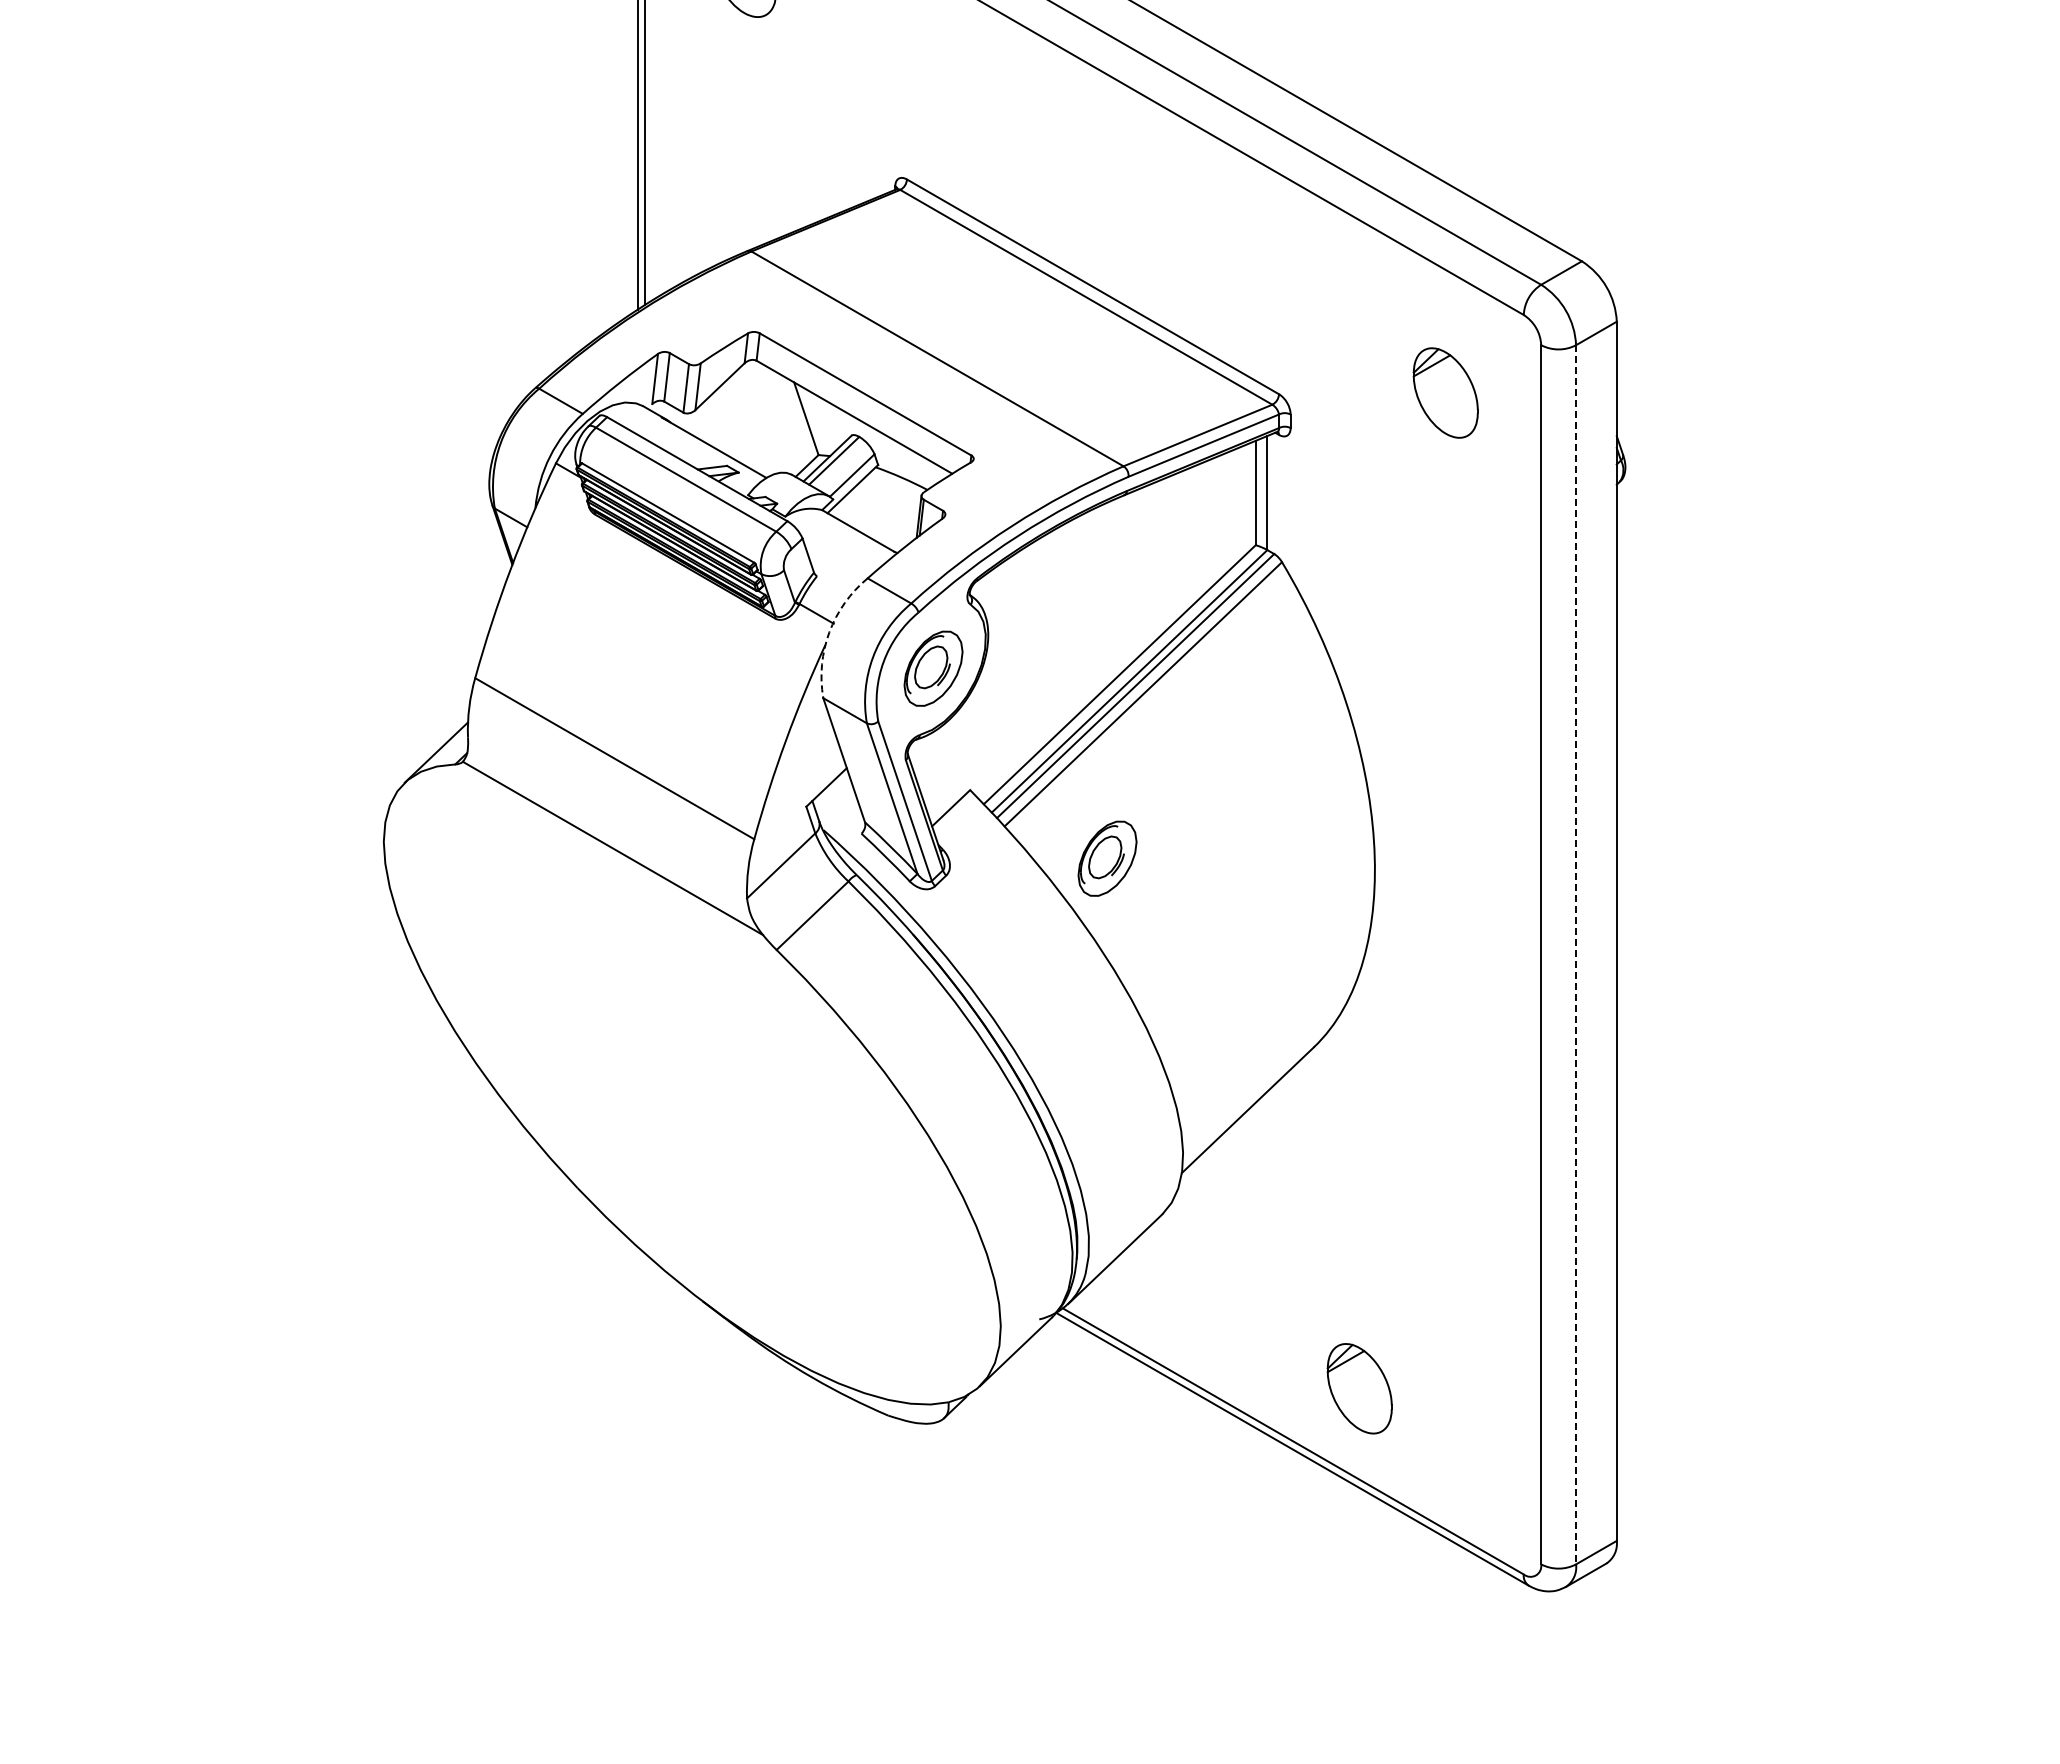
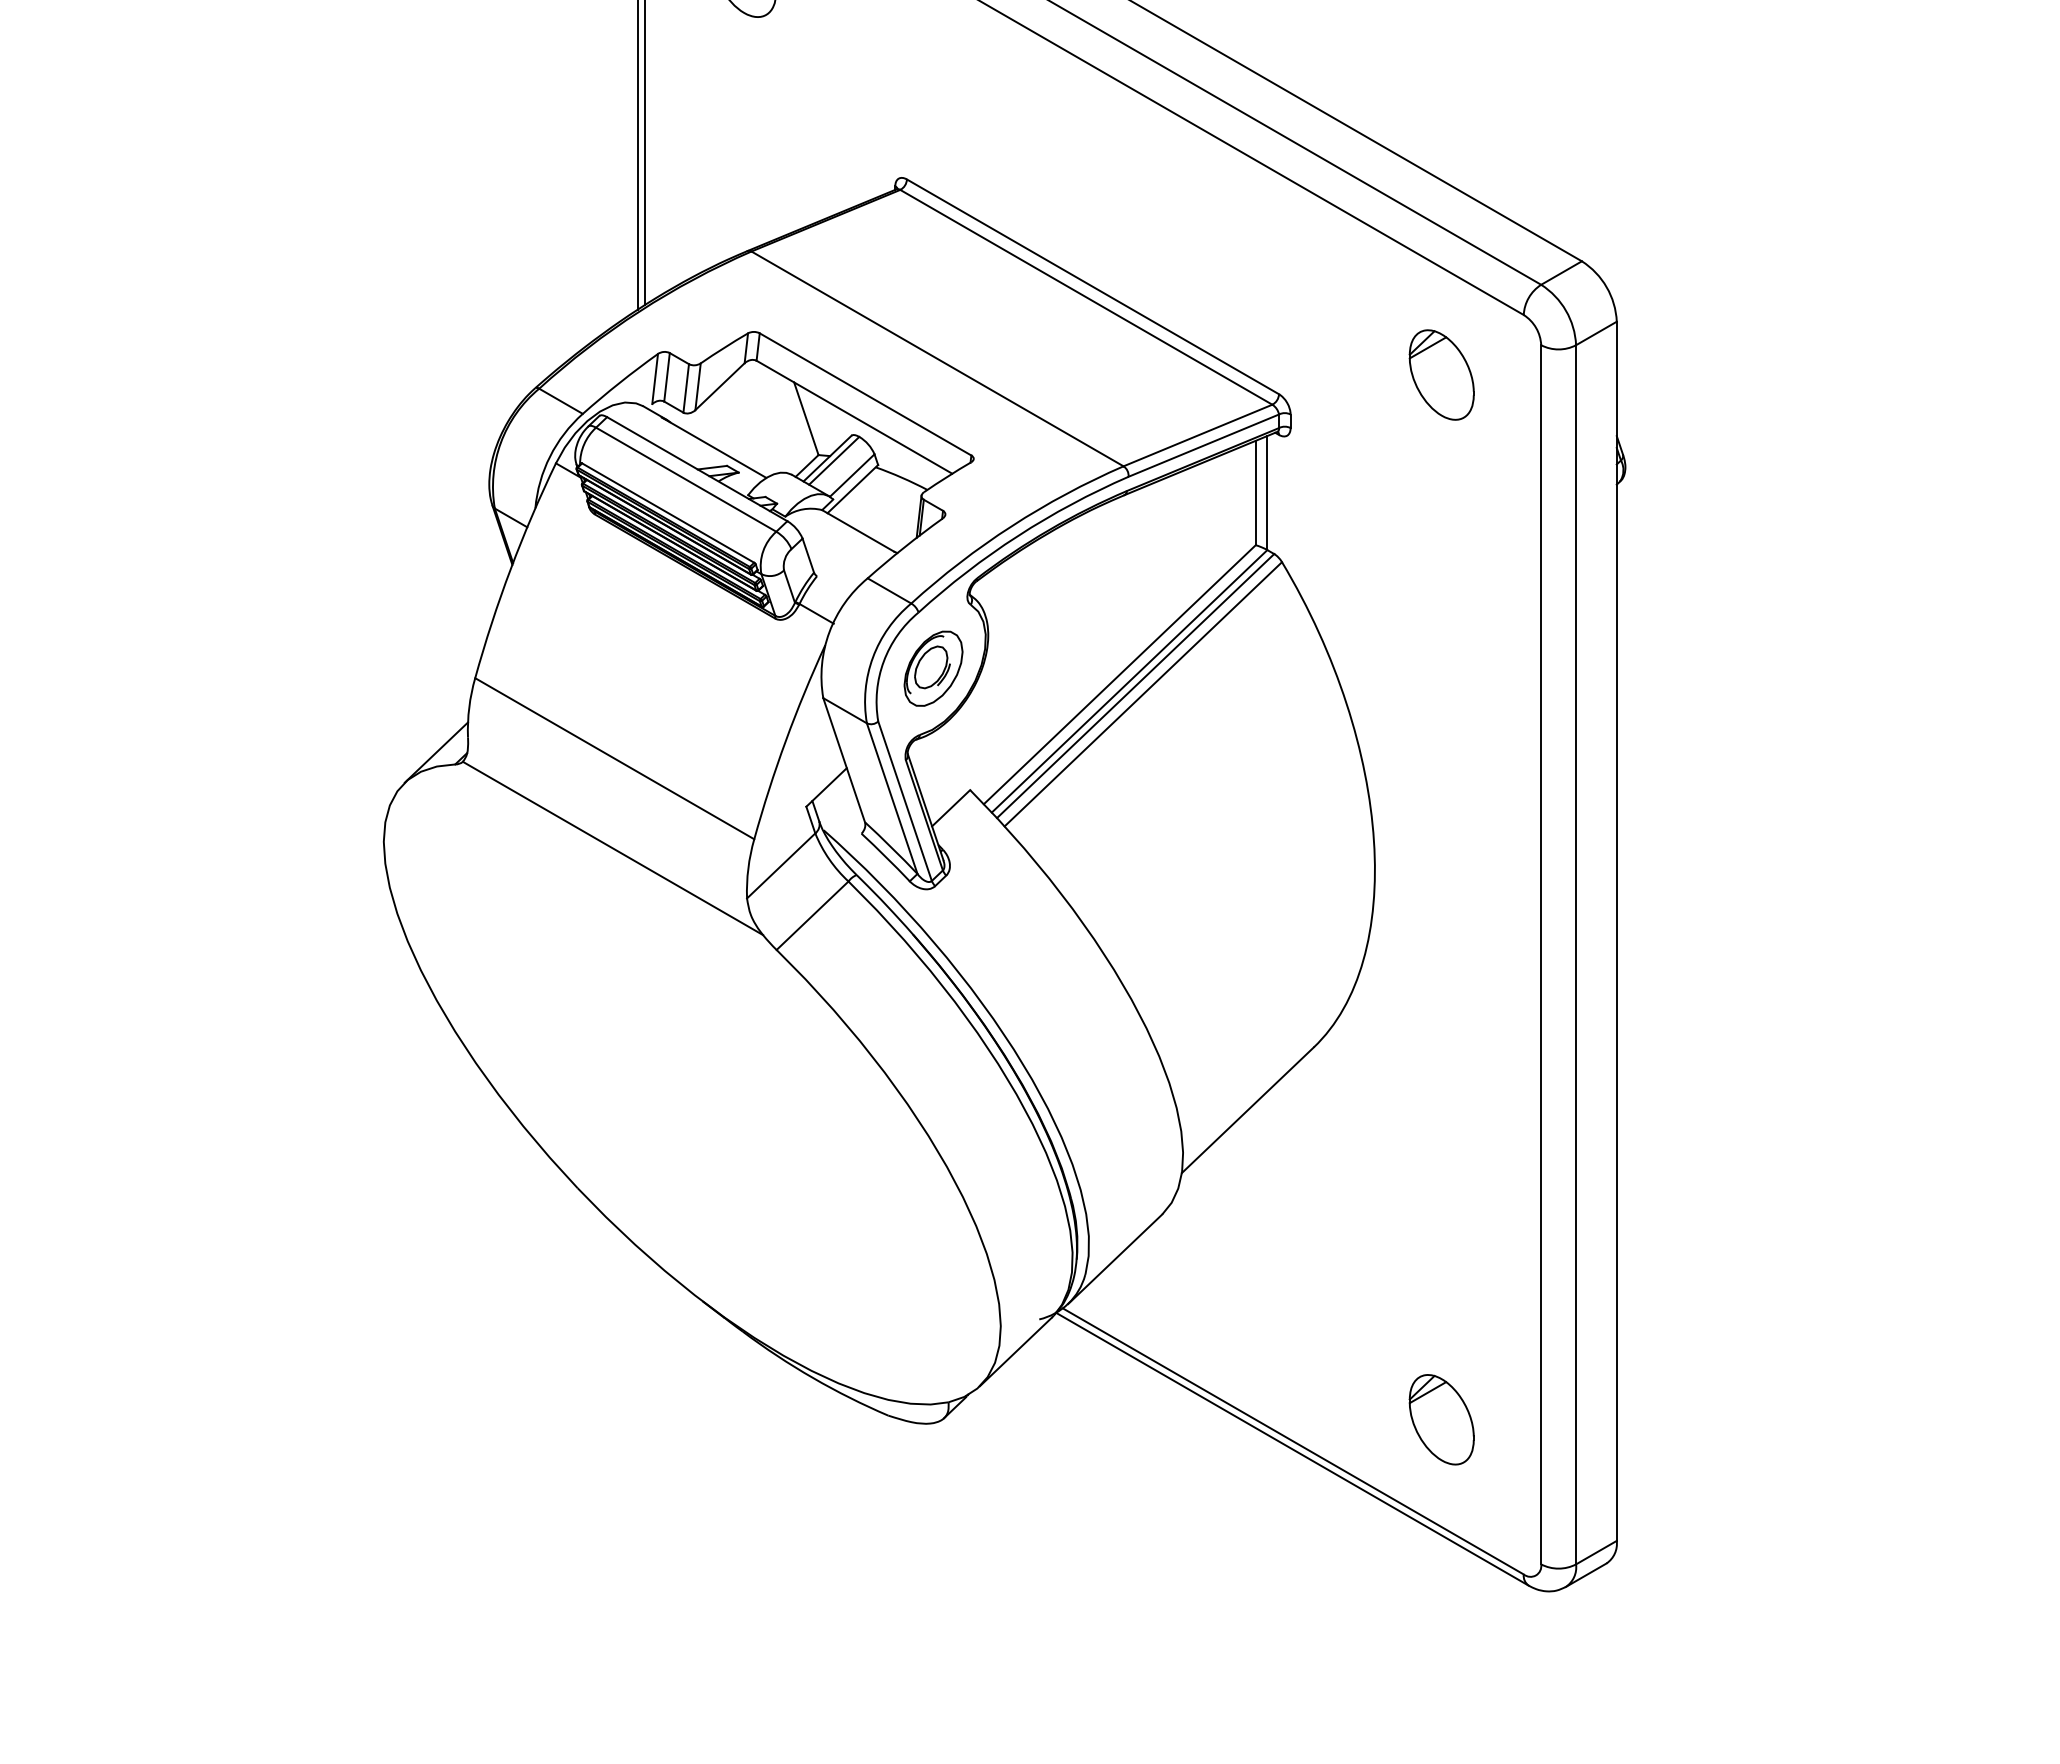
part position: (1445, 392) -> (1441, 374) (1441, 374)
arc: dashed -> solid (829, 632)
part: present -> none (1107, 858)
line: dashed -> solid (1576, 954)
part position: (1359, 1388) -> (1441, 1419) (1441, 1419)
